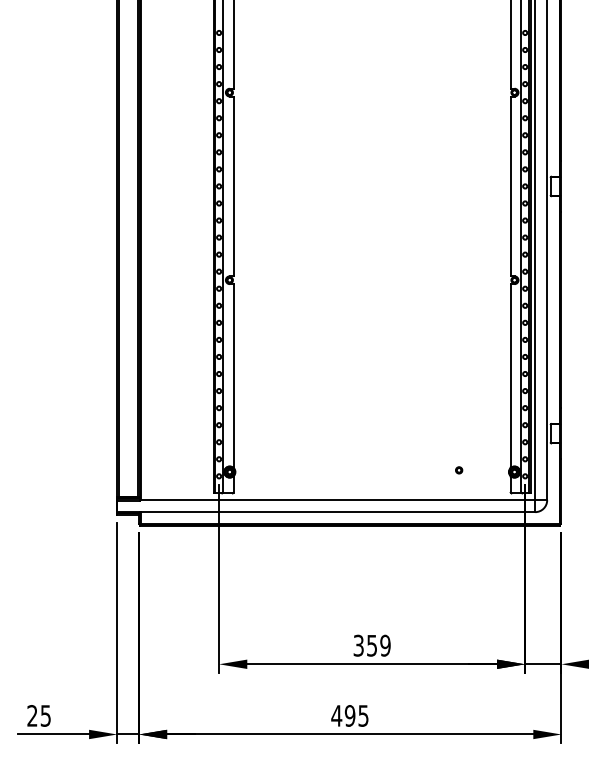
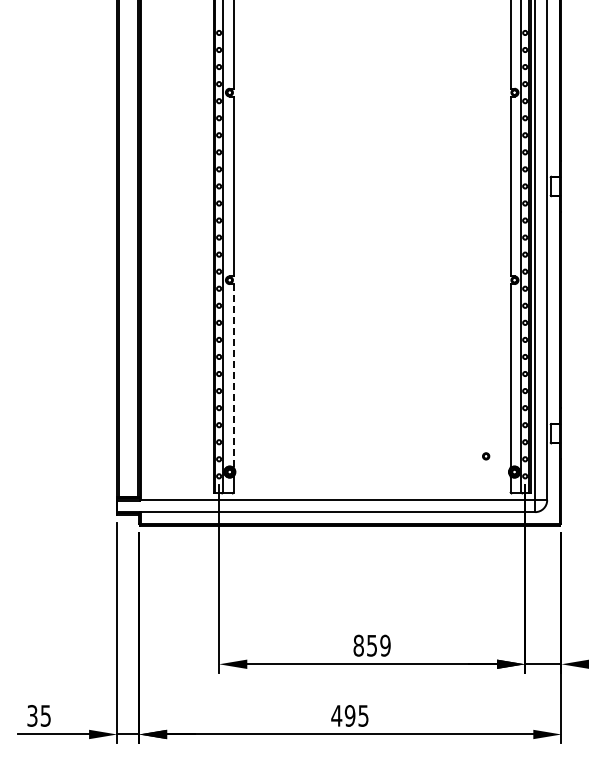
line: solid -> dashed (233, 375)
part position: (459, 470) -> (486, 456) (486, 456)
text: 359 -> 859 (358, 645)
text: 25 -> 35 (32, 715)
